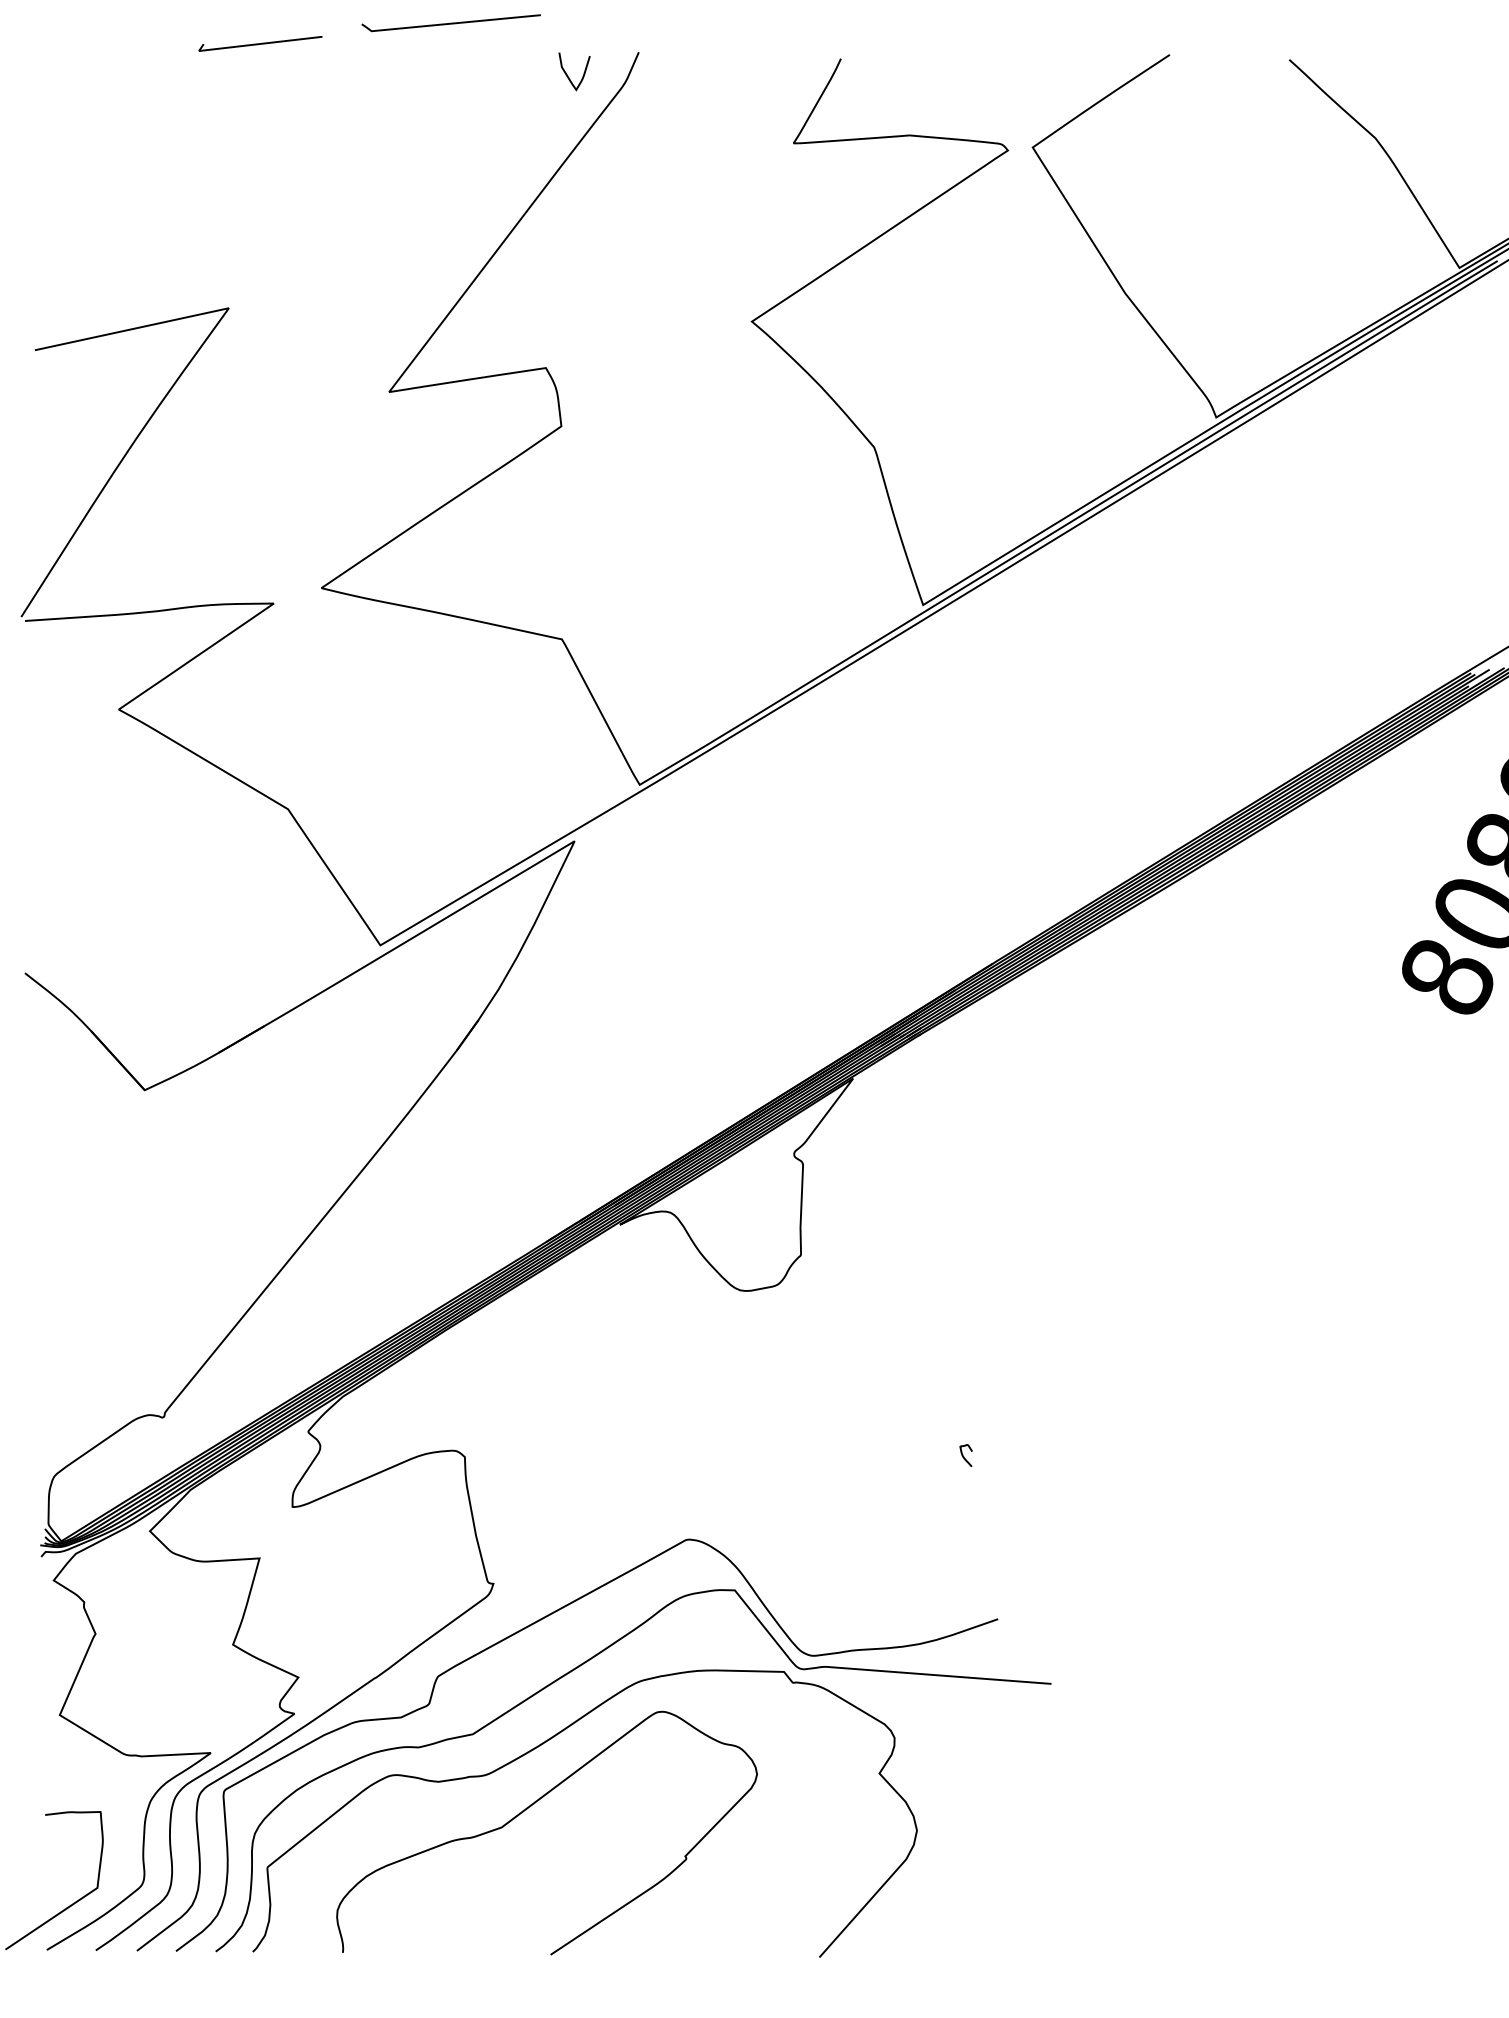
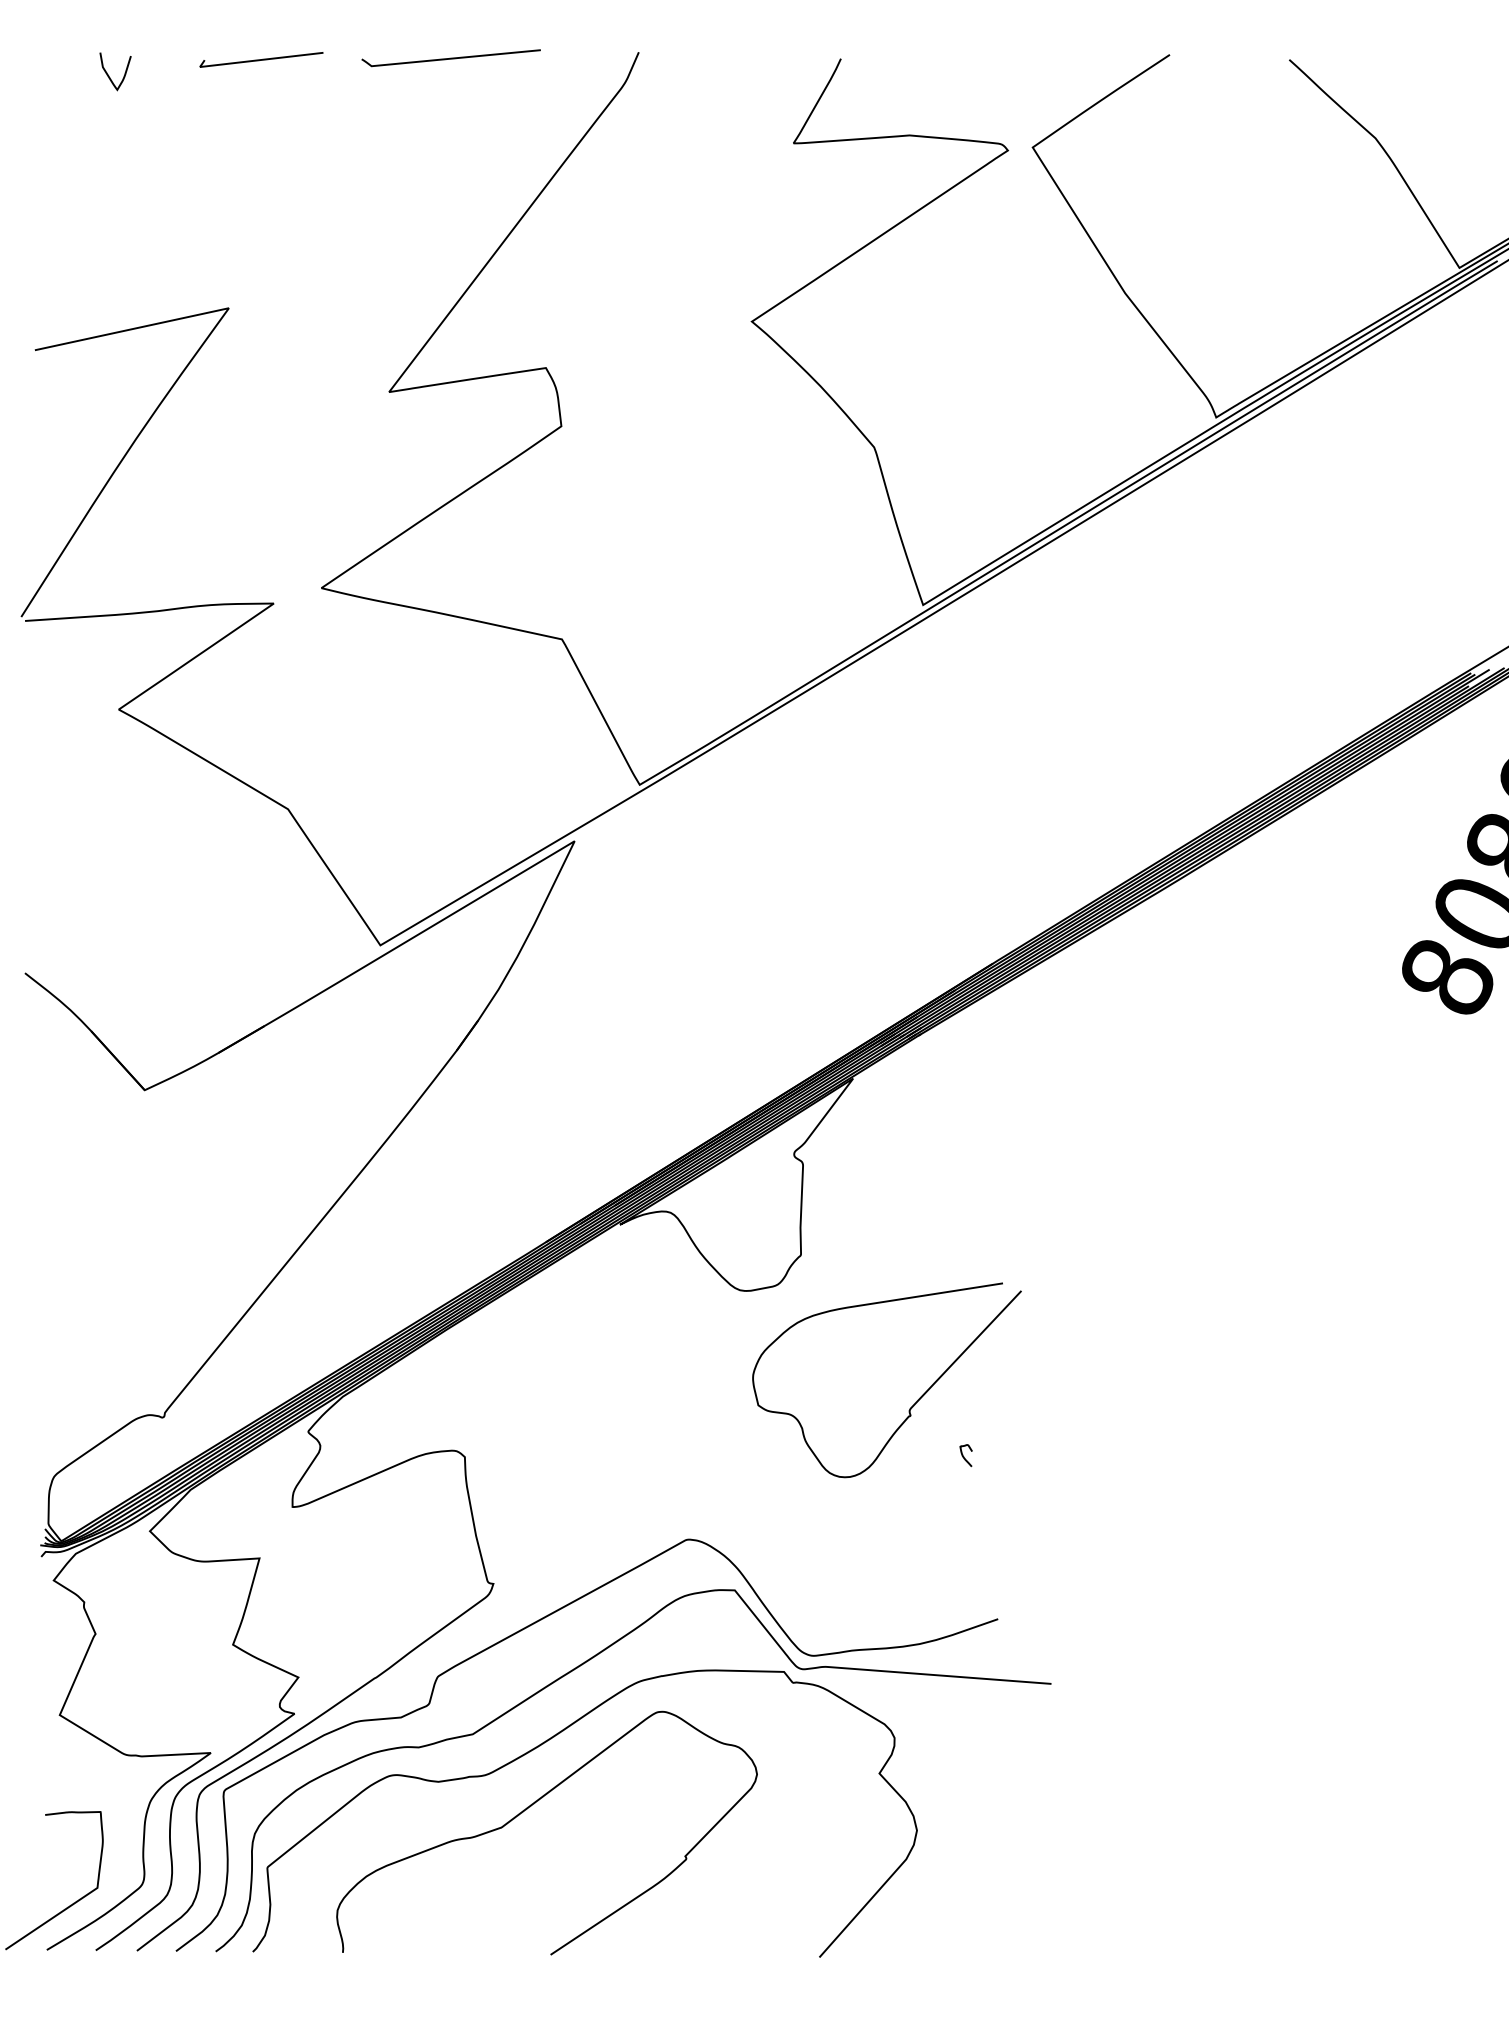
line position: (450, 23) -> (450, 58) (450, 58)
curve position: (260, 43) -> (261, 59) (261, 59)
curve position: (568, 75) -> (109, 75) (109, 75)
curve: none -> present (912, 1405)
